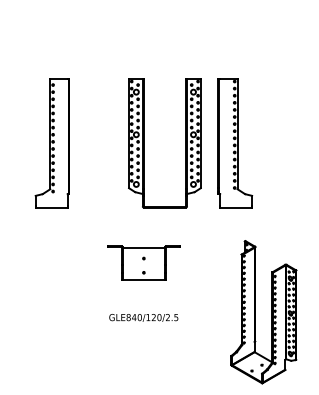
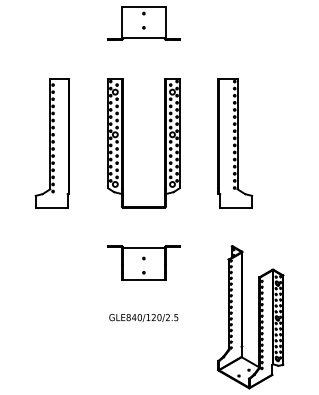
part: none -> present (143, 23)
part position: (144, 143) -> (123, 143) (123, 143)
part position: (255, 312) -> (242, 317) (242, 317)
